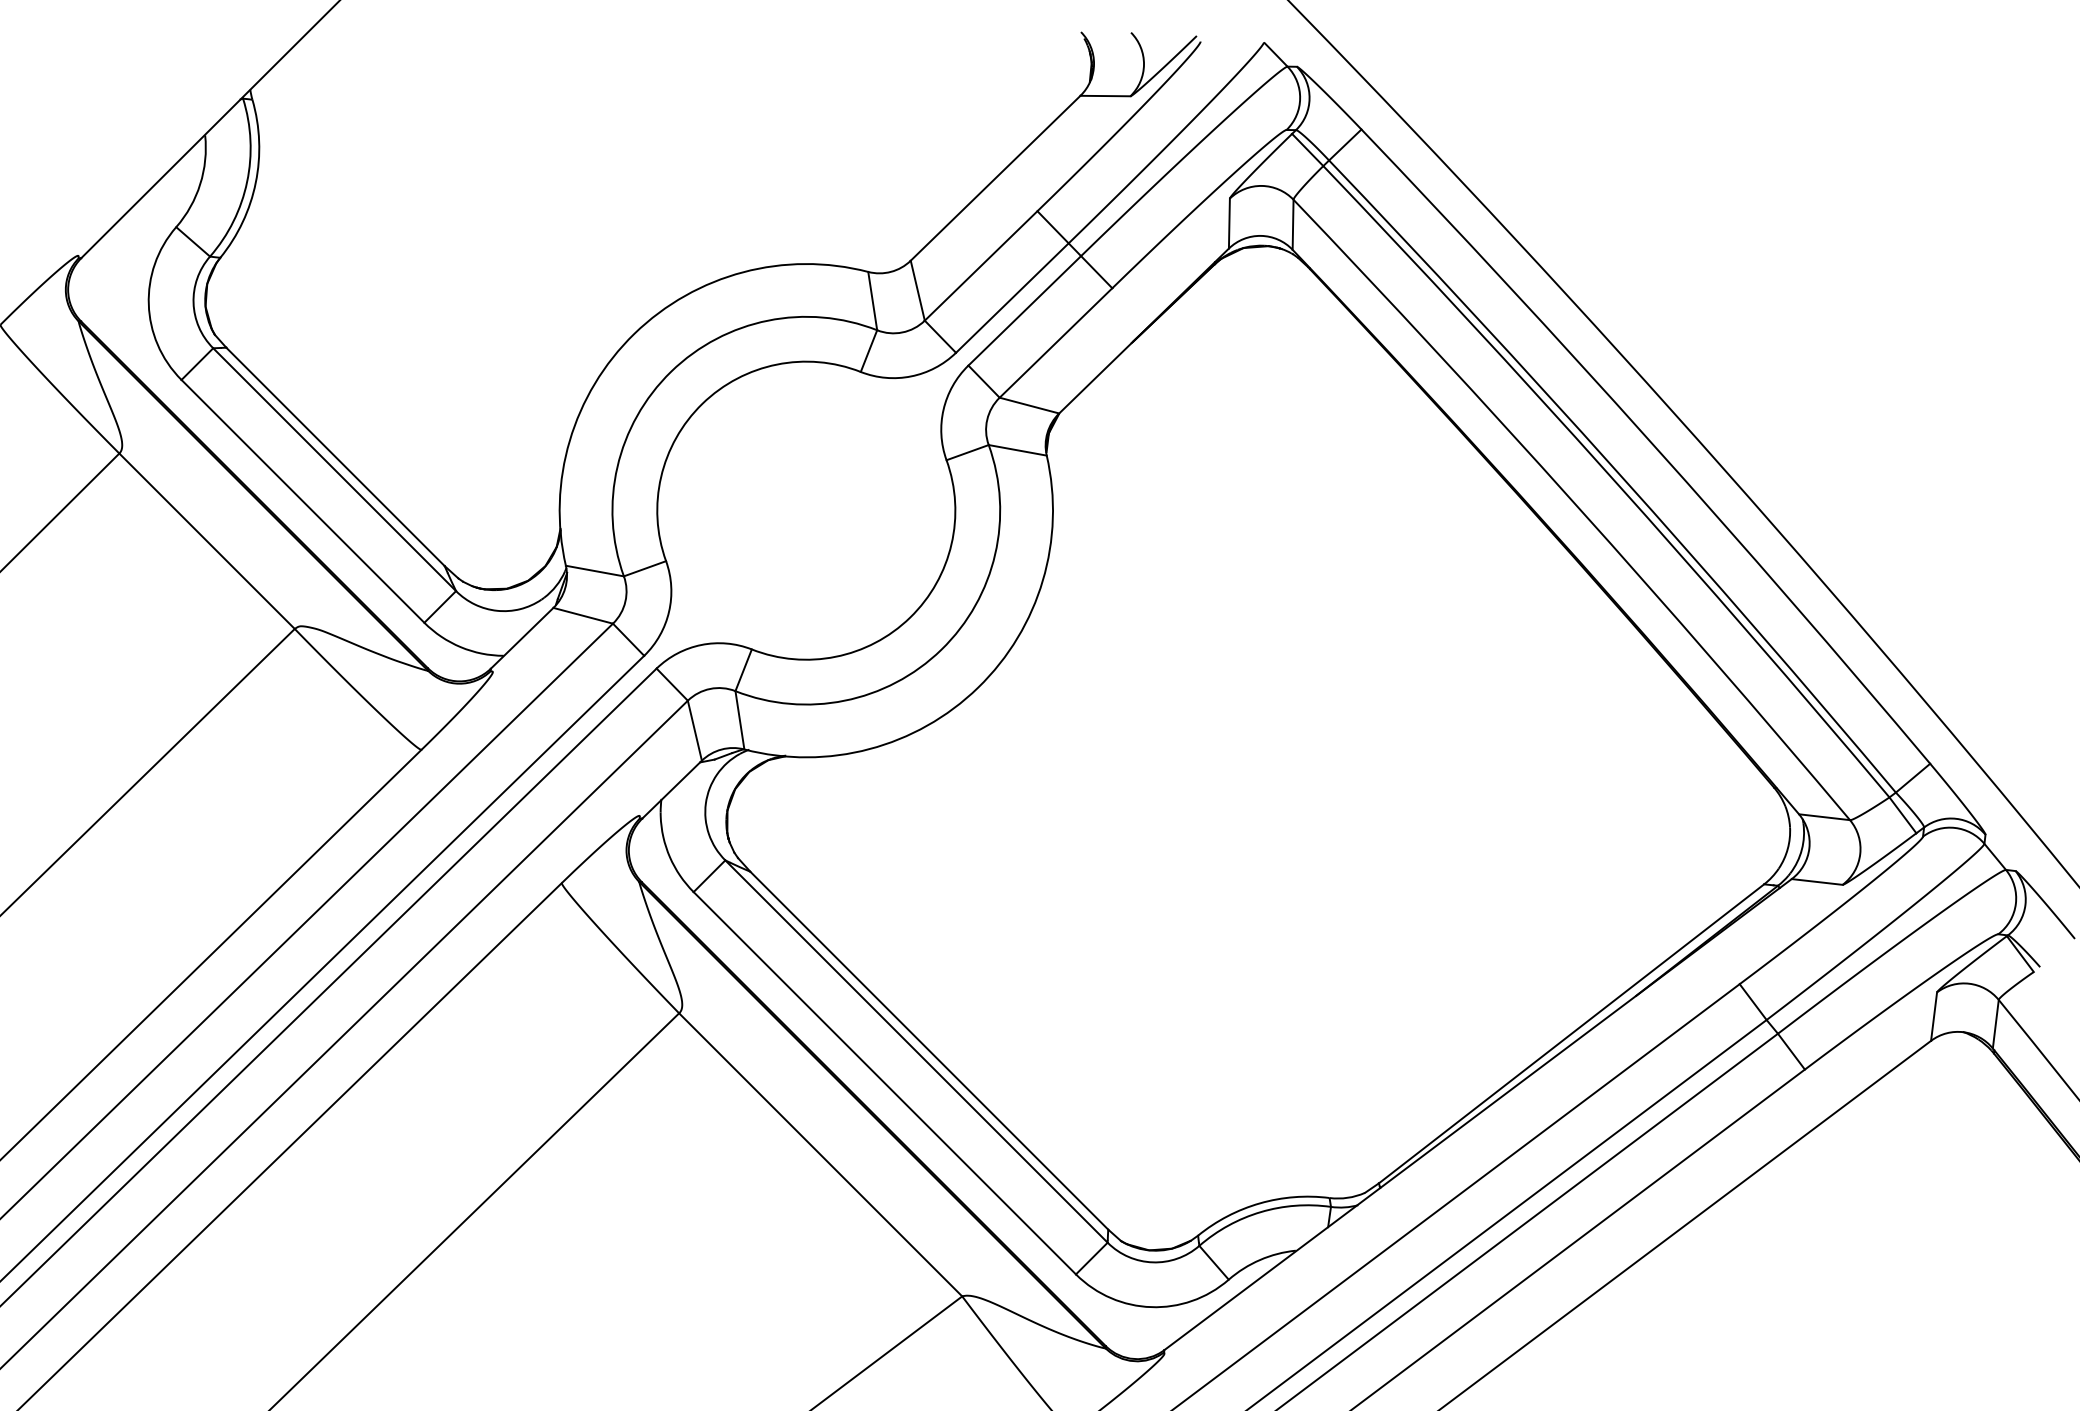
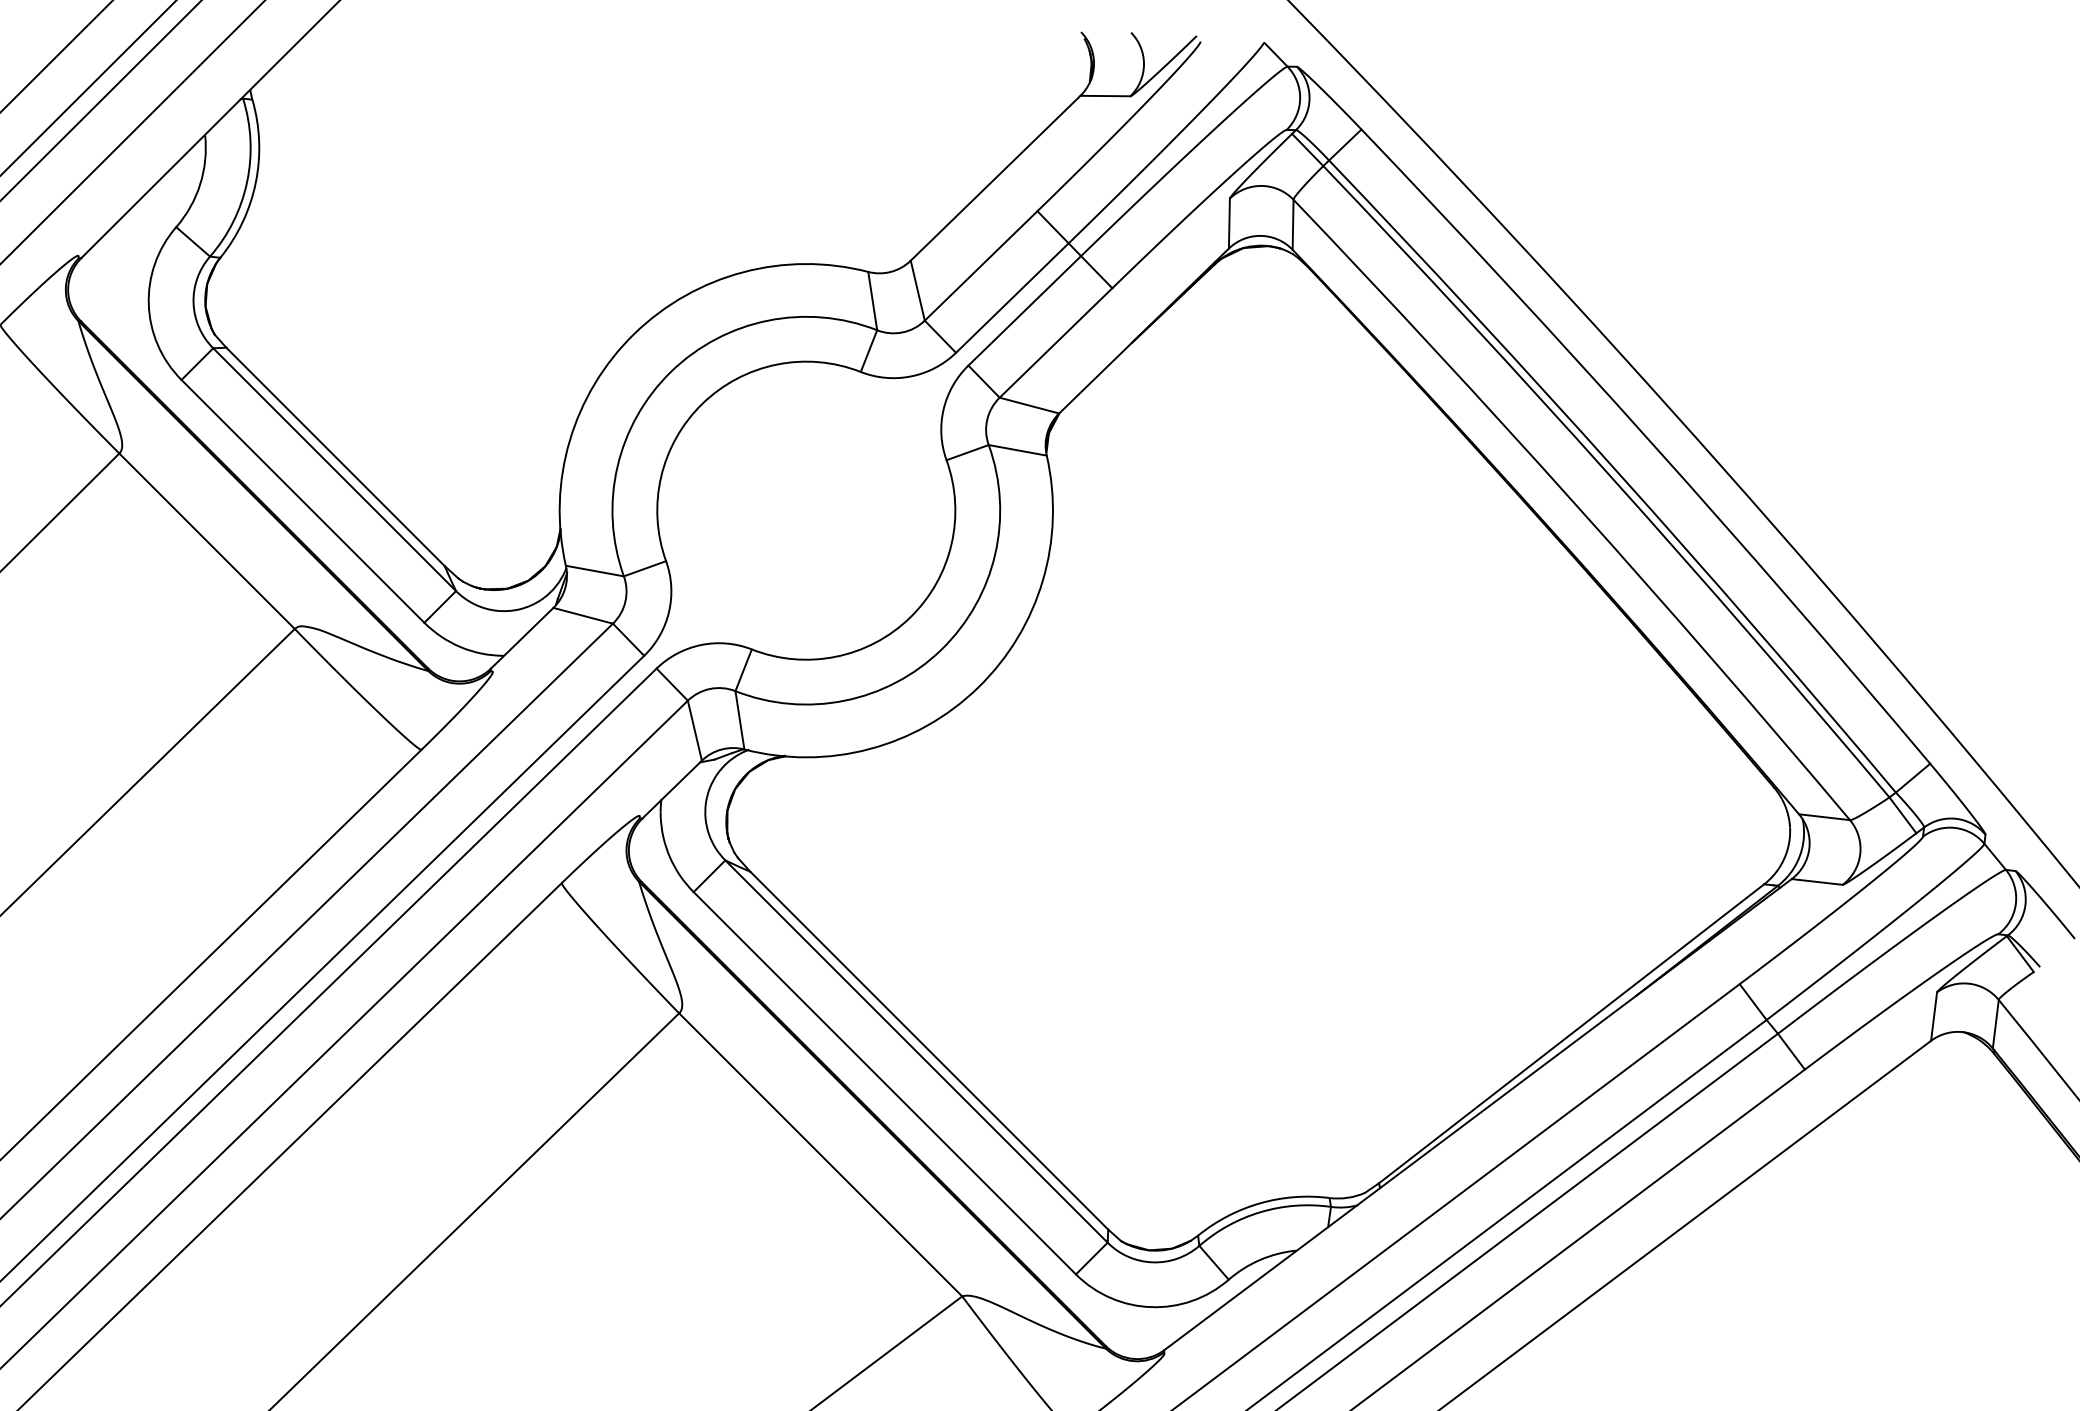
line: none -> present (56, 56)
line: none -> present (88, 88)
line: none -> present (100, 100)
line: none -> present (132, 131)
